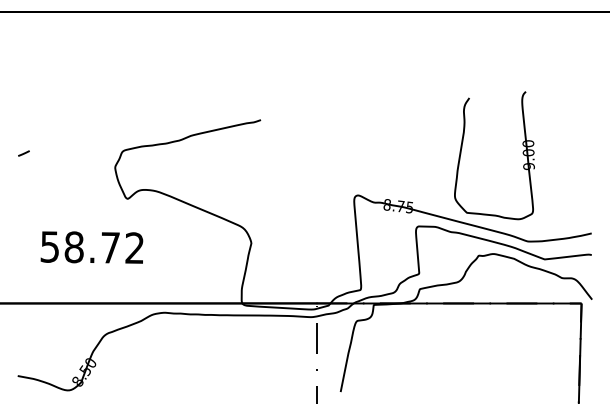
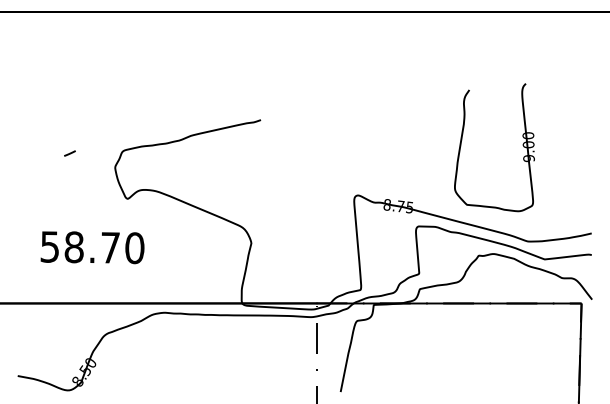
curve position: (23, 153) -> (69, 153) (69, 153)
part position: (522, 153) -> (522, 145) (522, 145)
text: 58.72 -> 58.70 (134, 248)
